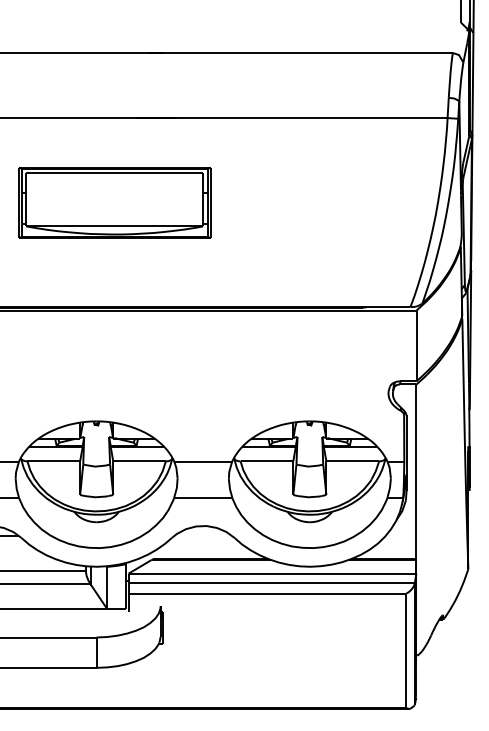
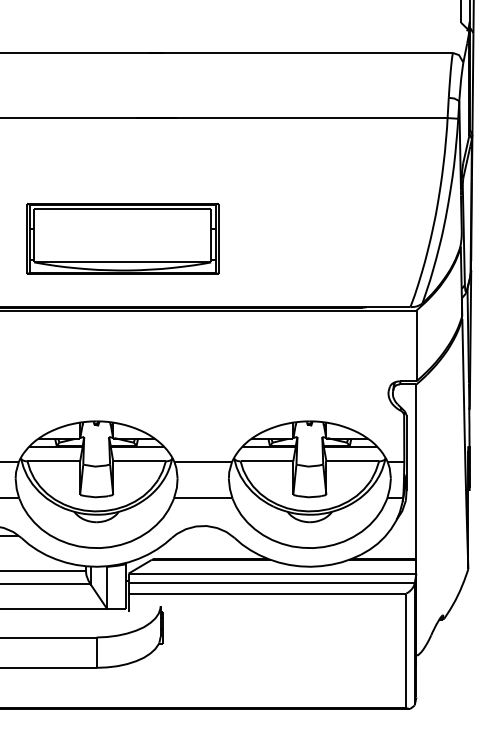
part position: (114, 202) -> (122, 238) (122, 238)
